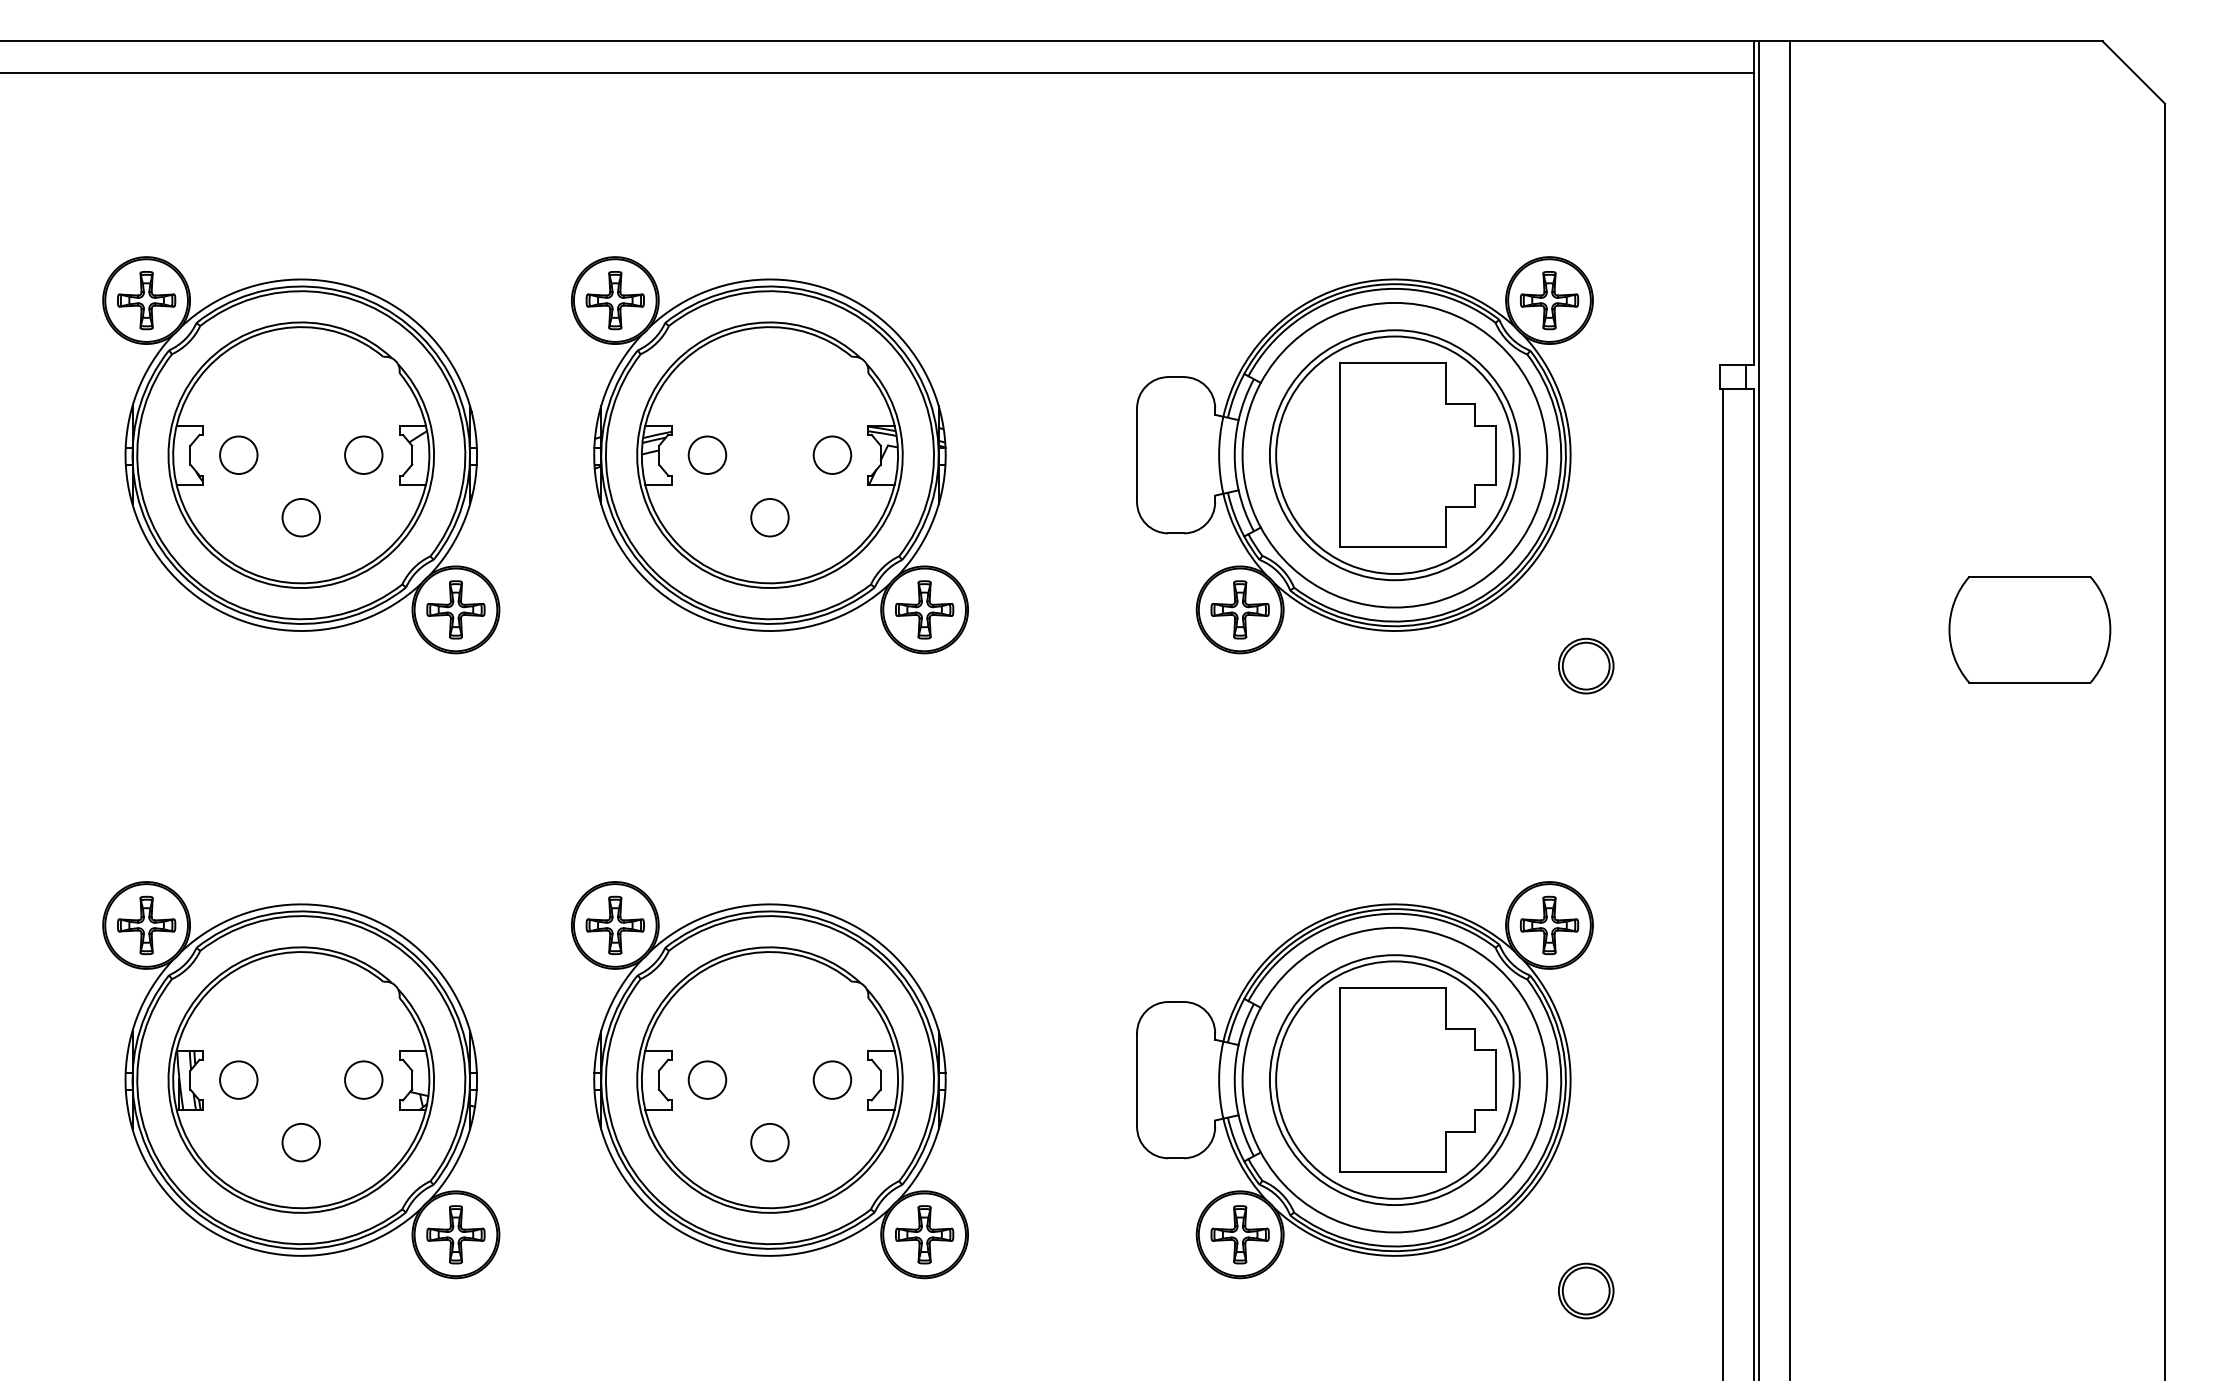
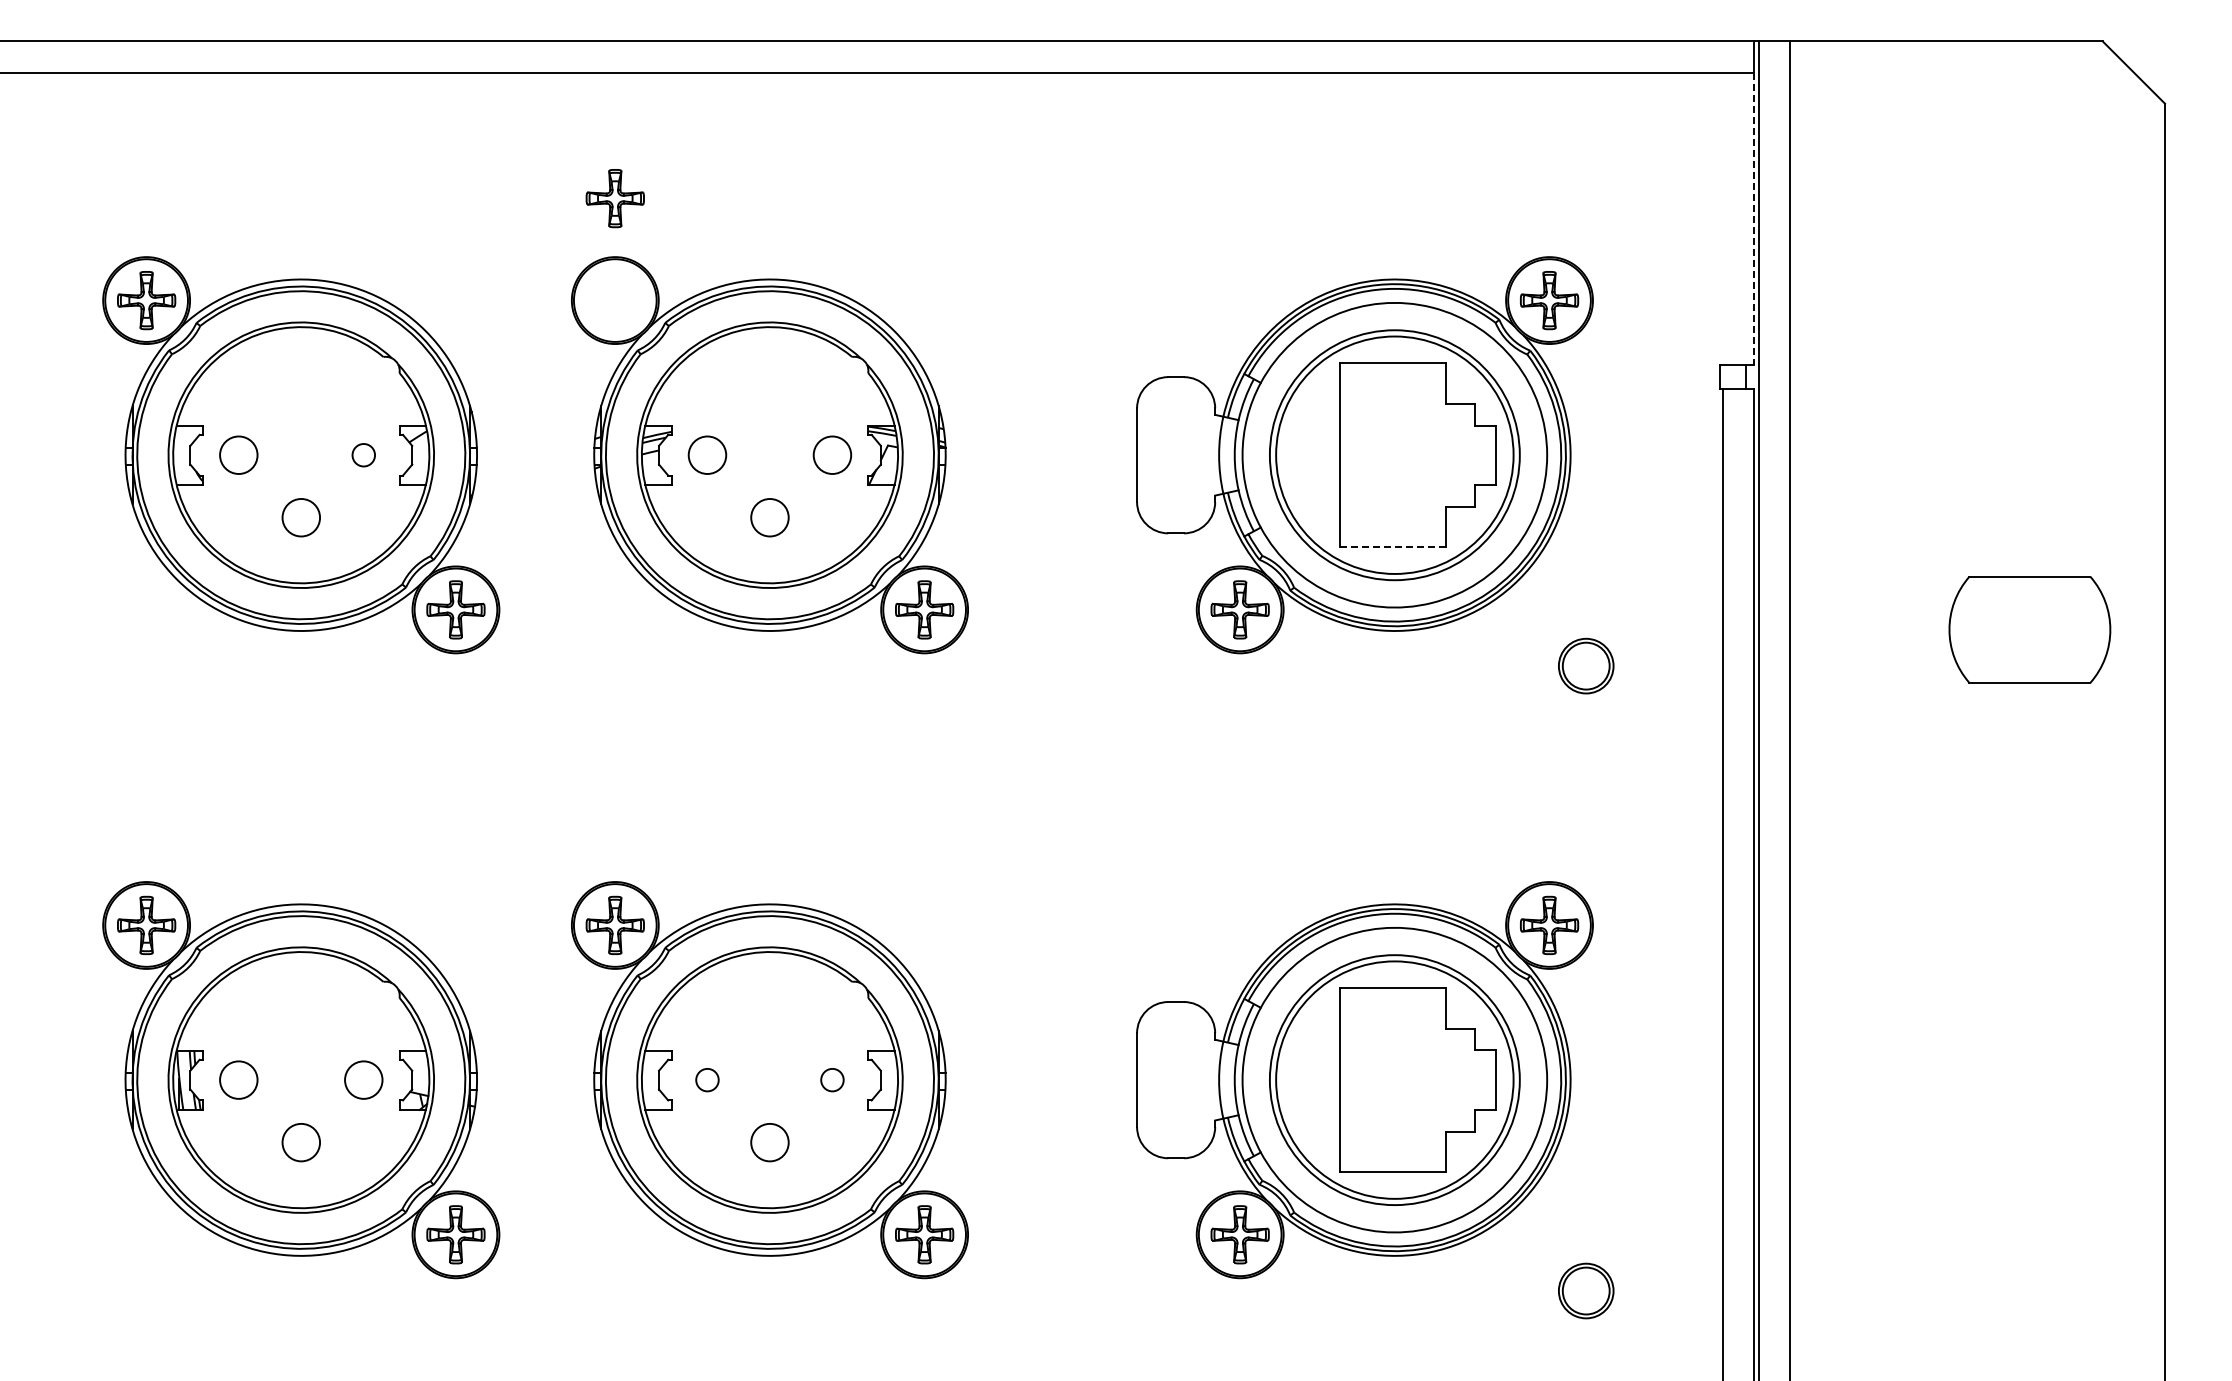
line: solid -> dashed (1754, 219)
part position: (614, 300) -> (614, 198) (614, 198)
circle diameter: 37 px -> 22 px (363, 455)
line: solid -> dashed (1392, 547)
circle diameter: 37 px -> 22 px (707, 1079)
circle diameter: 37 px -> 22 px (832, 1079)
